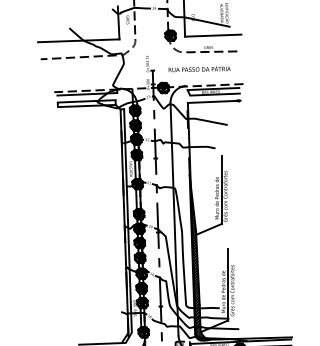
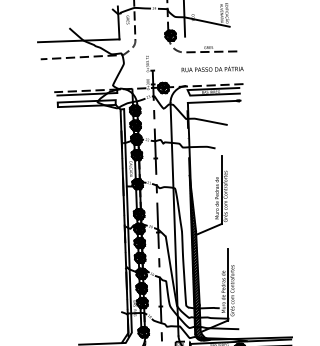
line: present -> none (213, 35)
text position: (199, 69) -> (212, 69) (212, 69)
